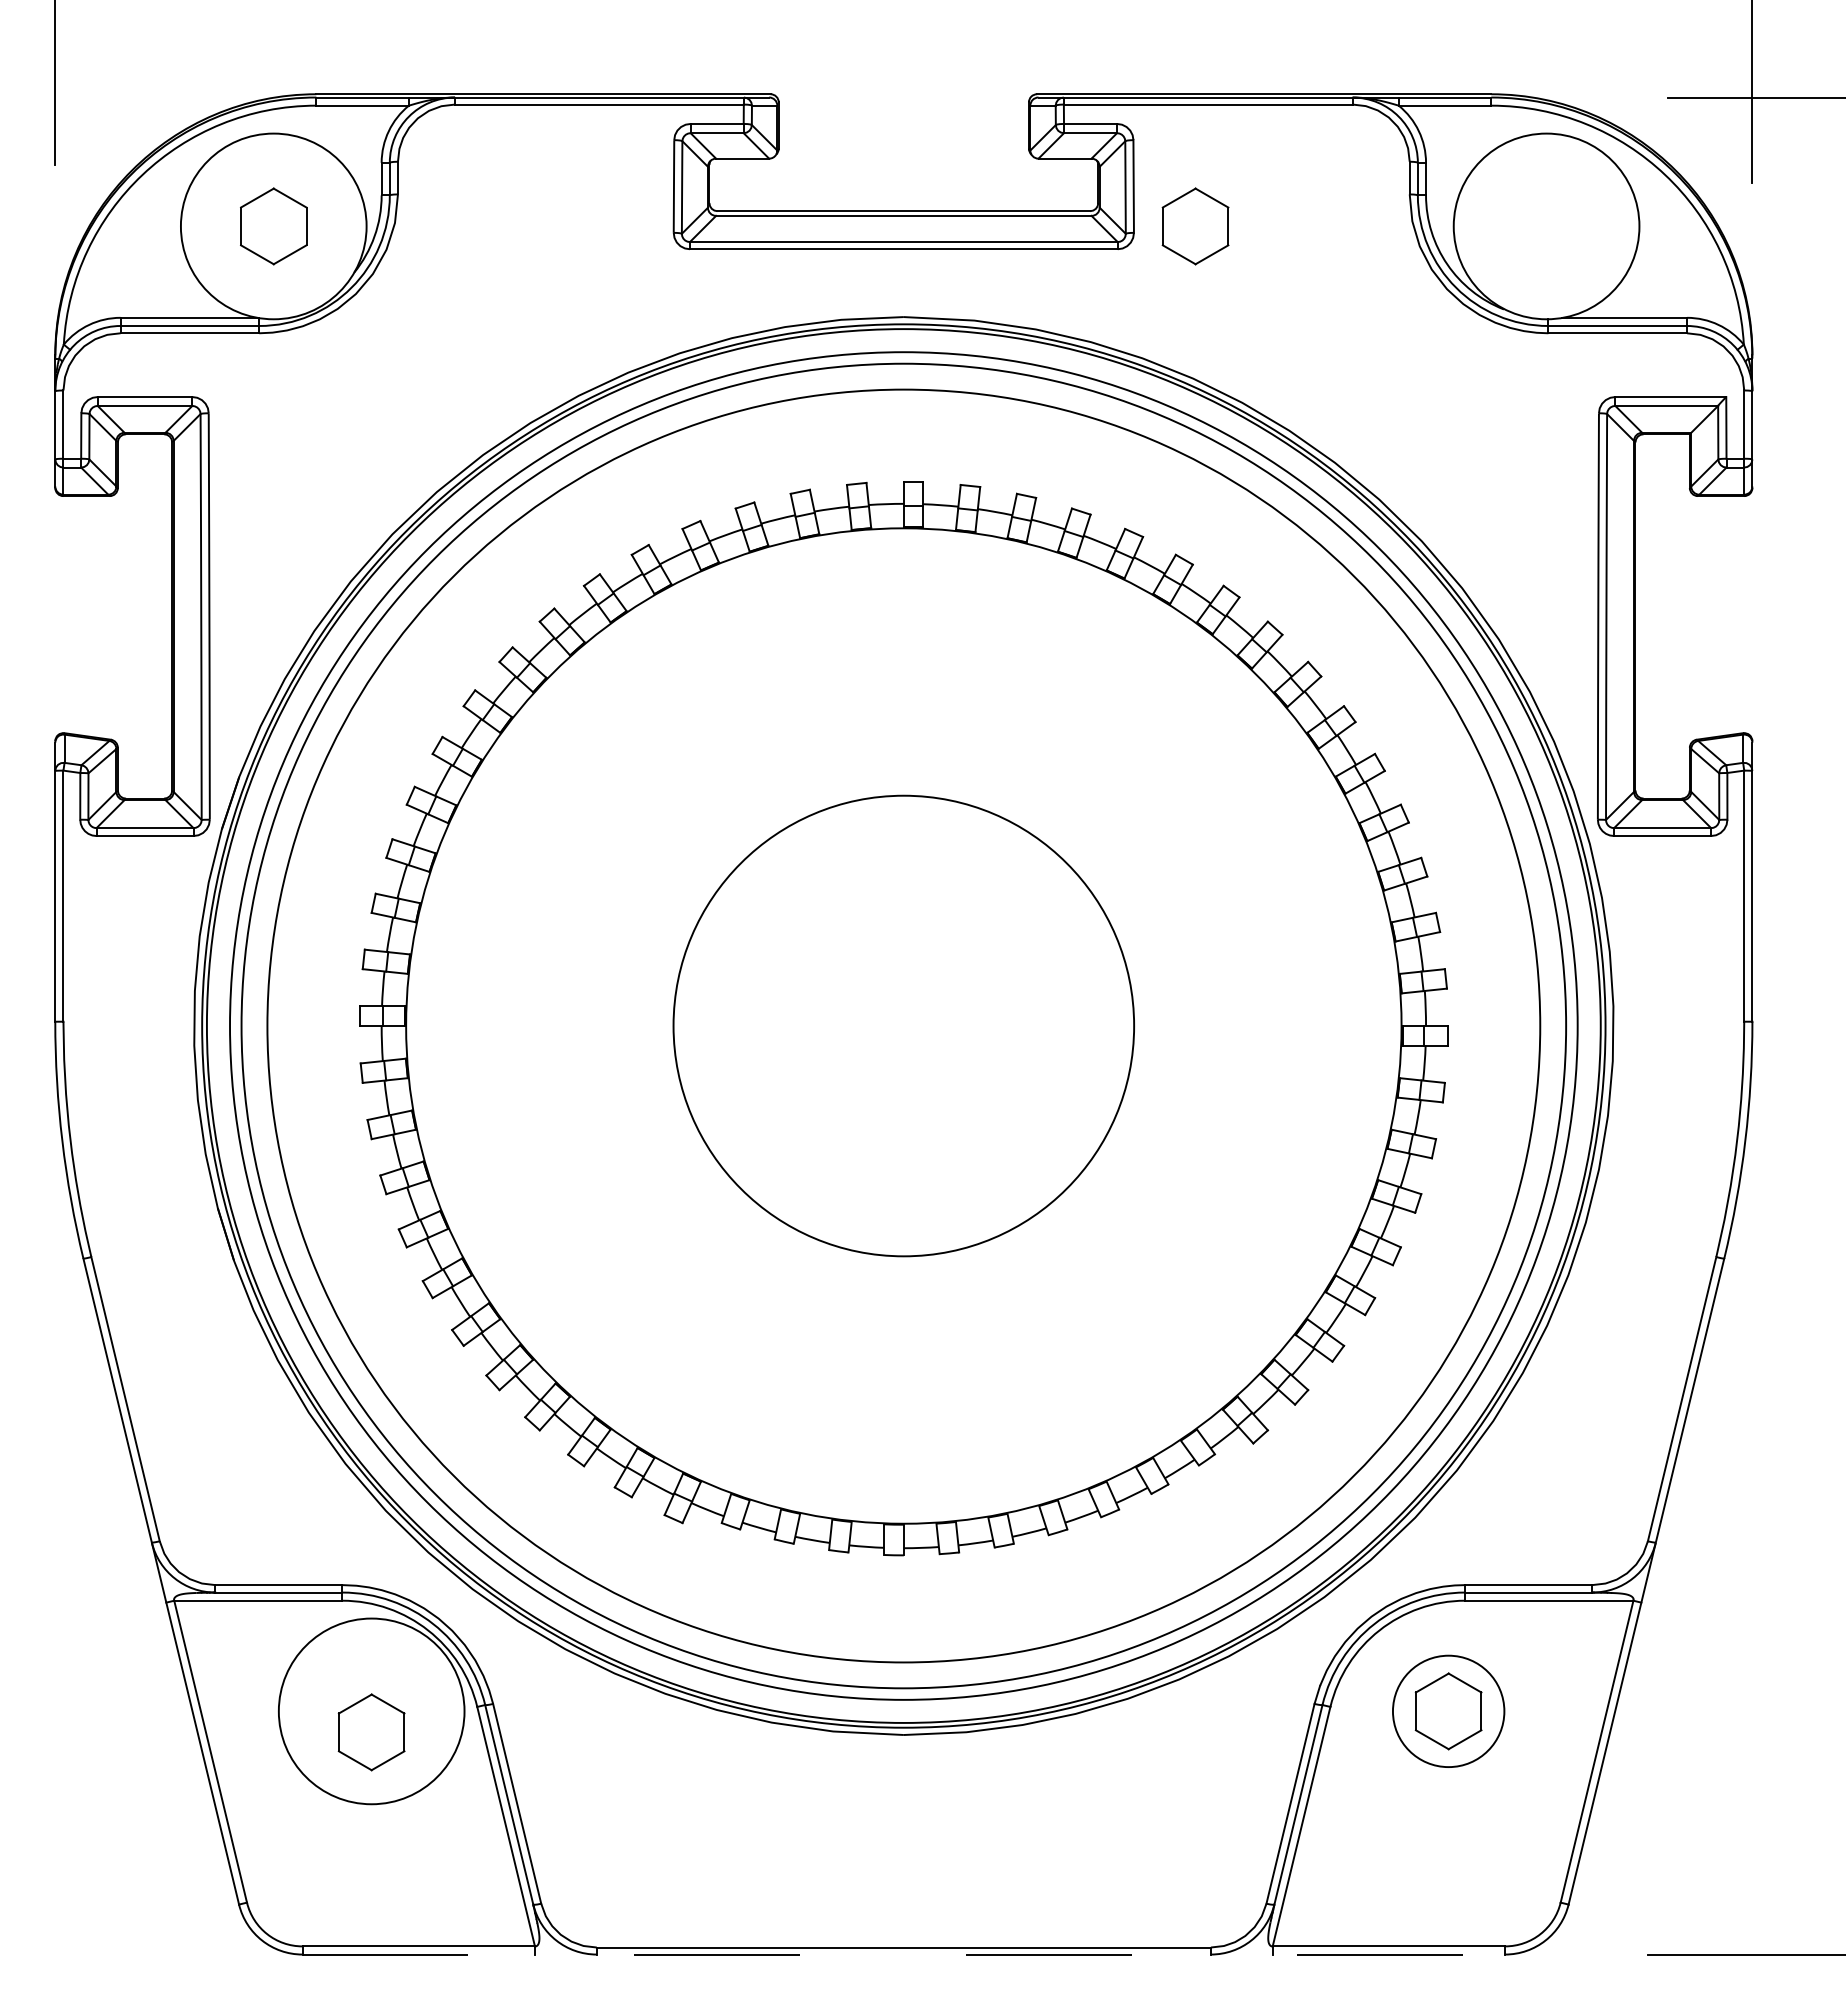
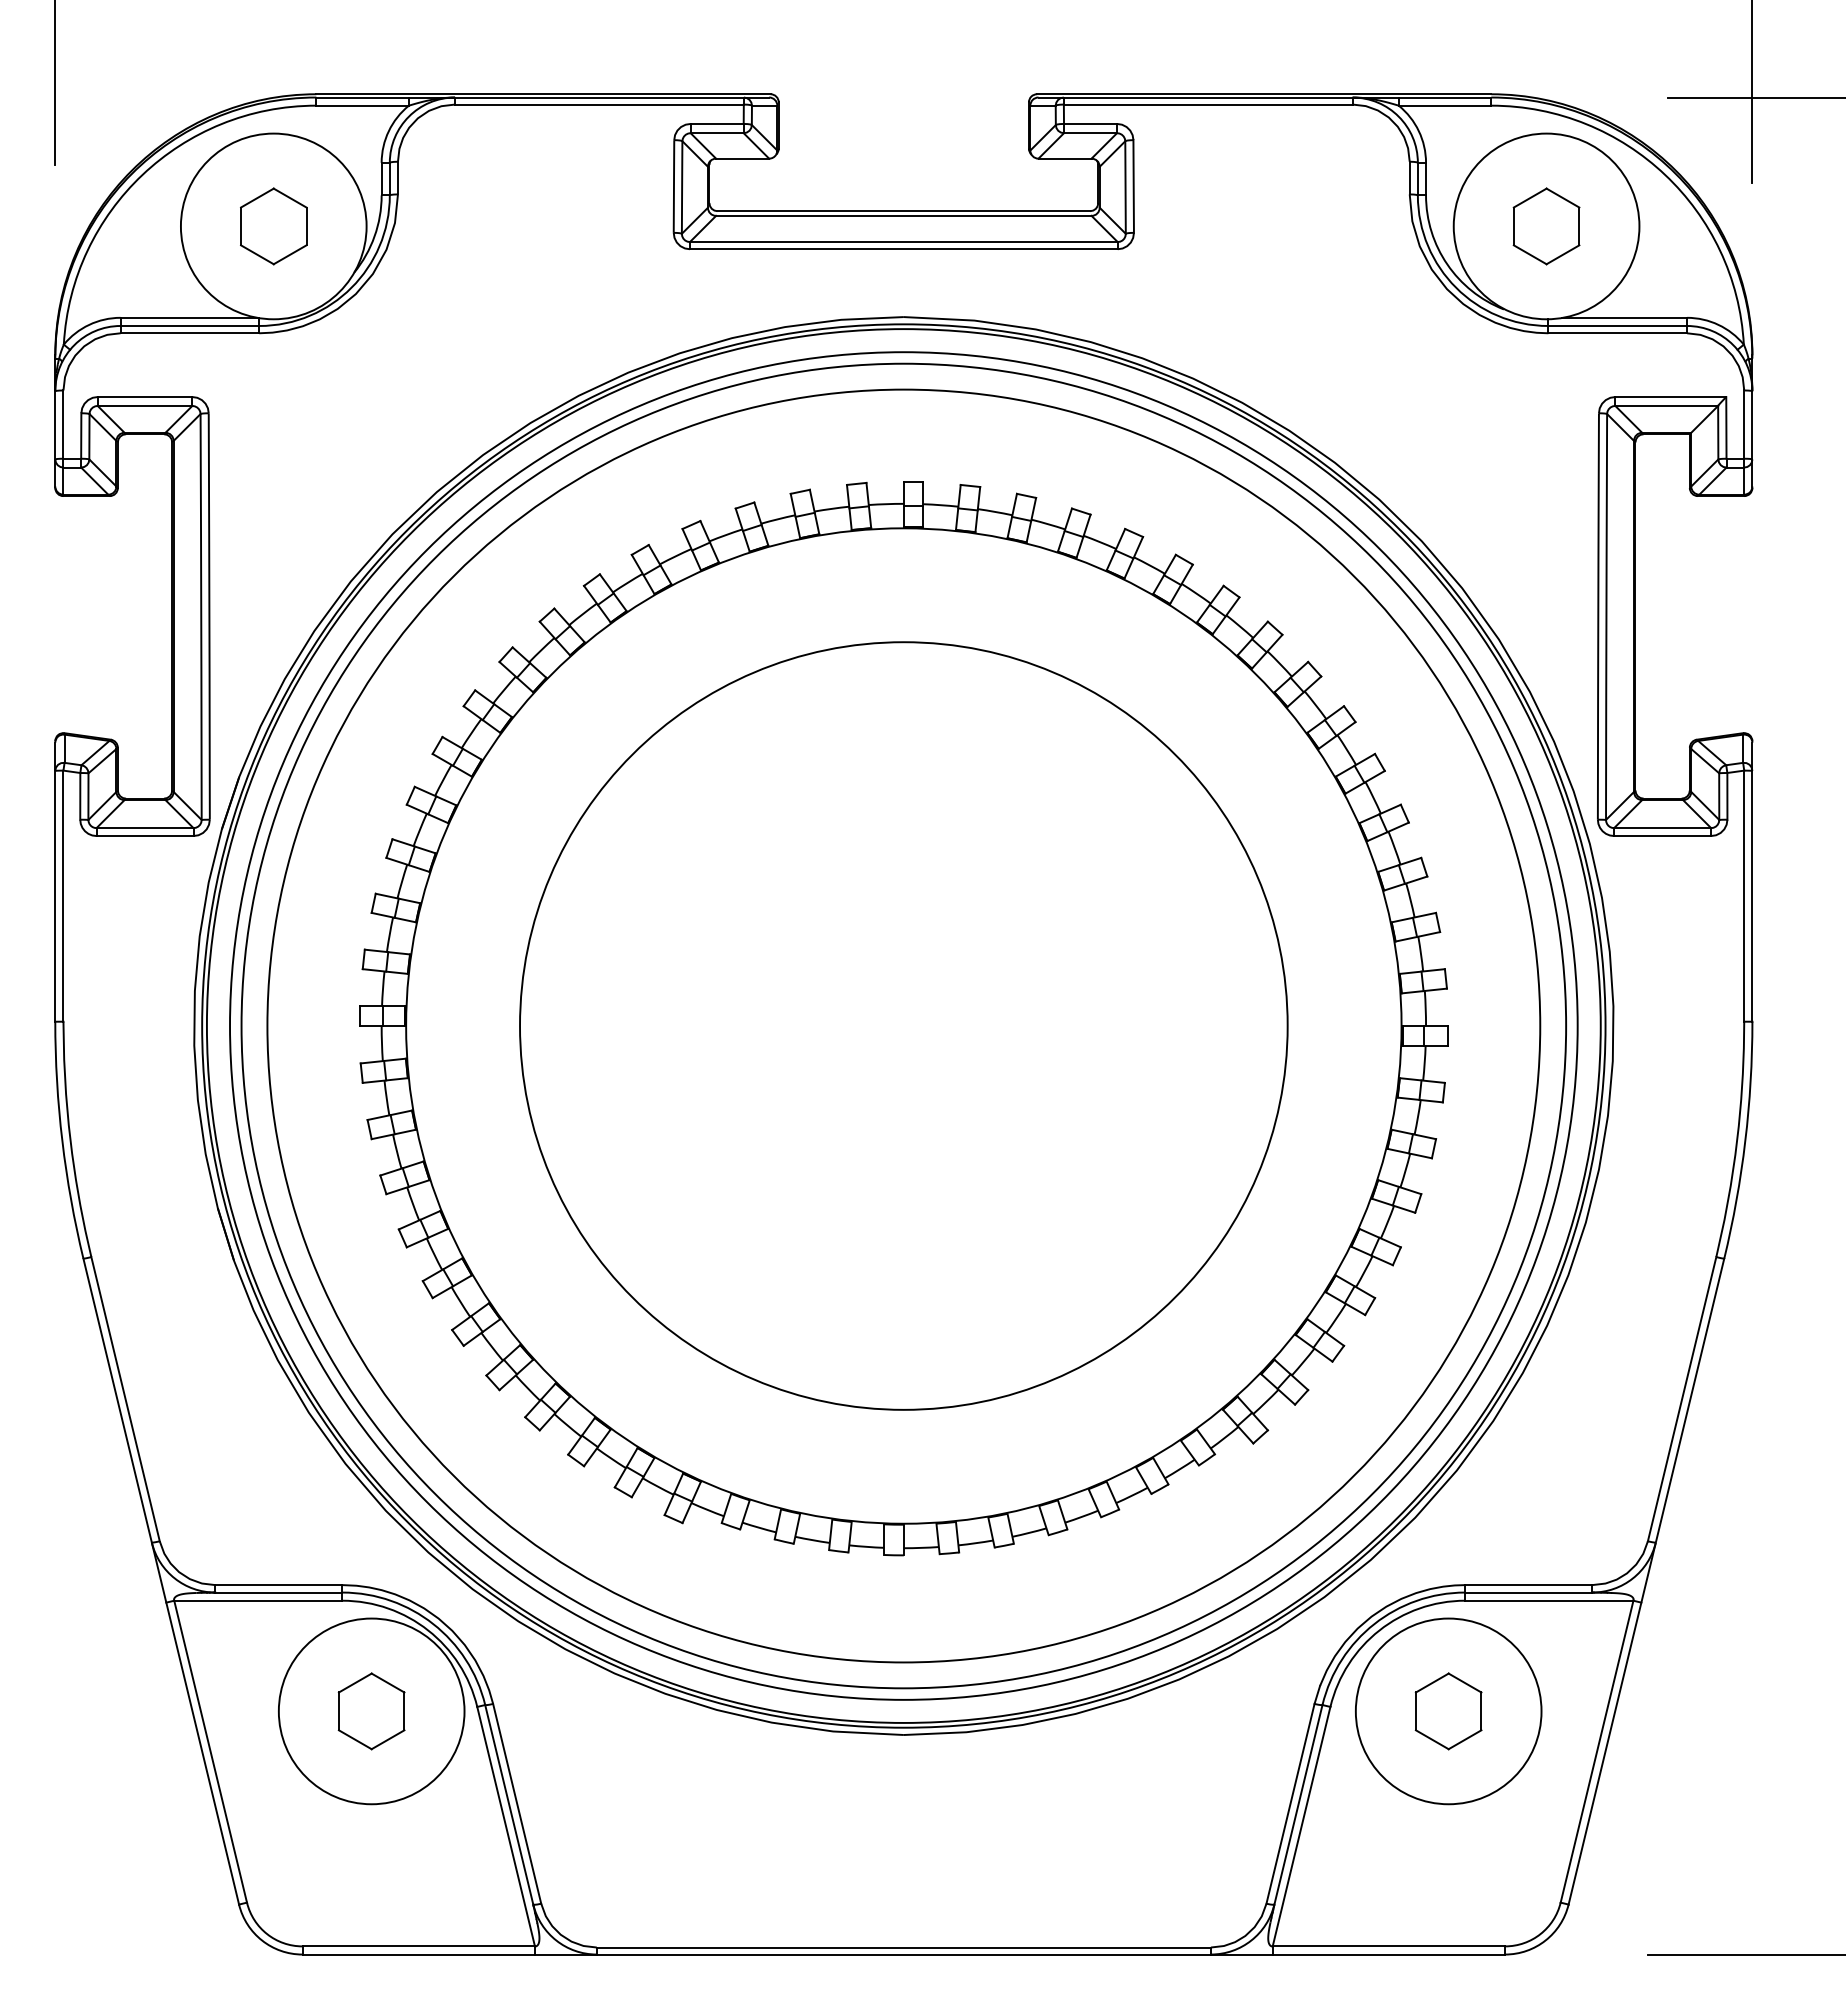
part position: (1195, 226) -> (1546, 226) (1546, 226)
circle diameter: 461 px -> 768 px (903, 1025)
circle diameter: 111 px -> 186 px (1448, 1711)
part position: (371, 1732) -> (371, 1711) (371, 1711)
line: dashed -> solid (904, 1954)
